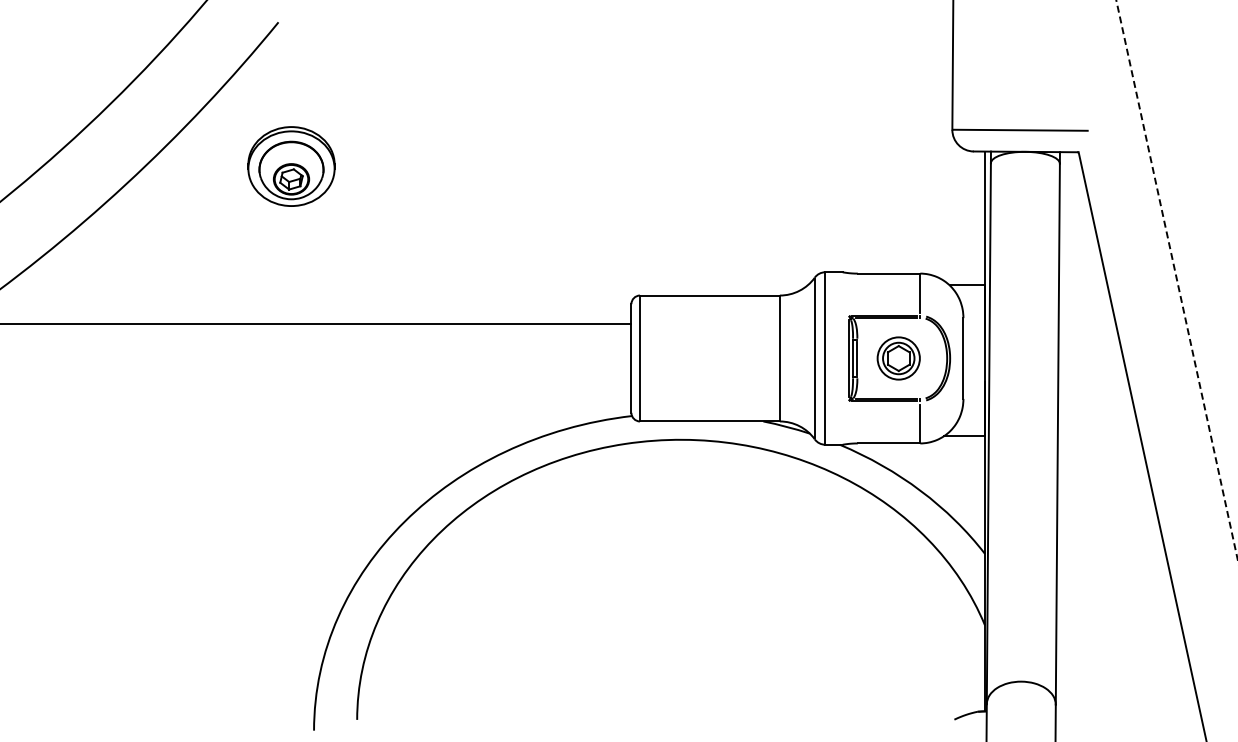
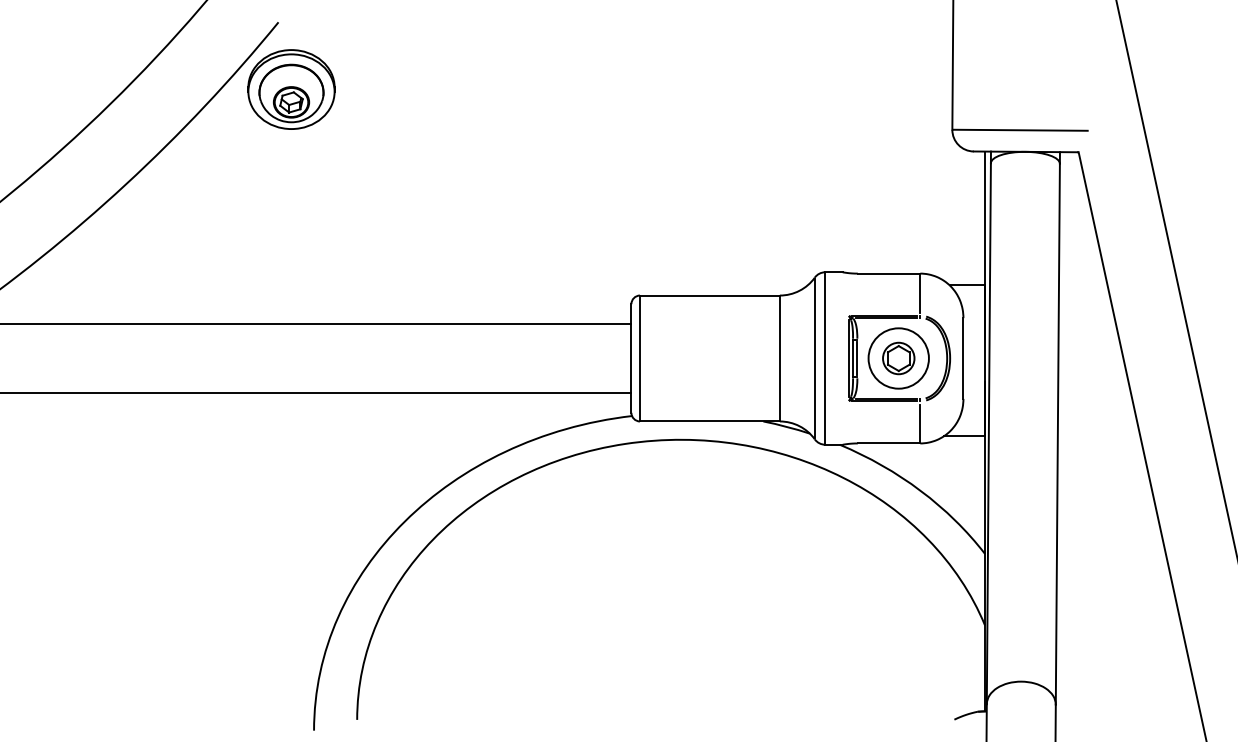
part position: (291, 166) -> (291, 89) (291, 89)
line: dashed -> solid (1177, 281)
circle diameter: 42 px -> 60 px (898, 358)
line: none -> present (316, 393)
